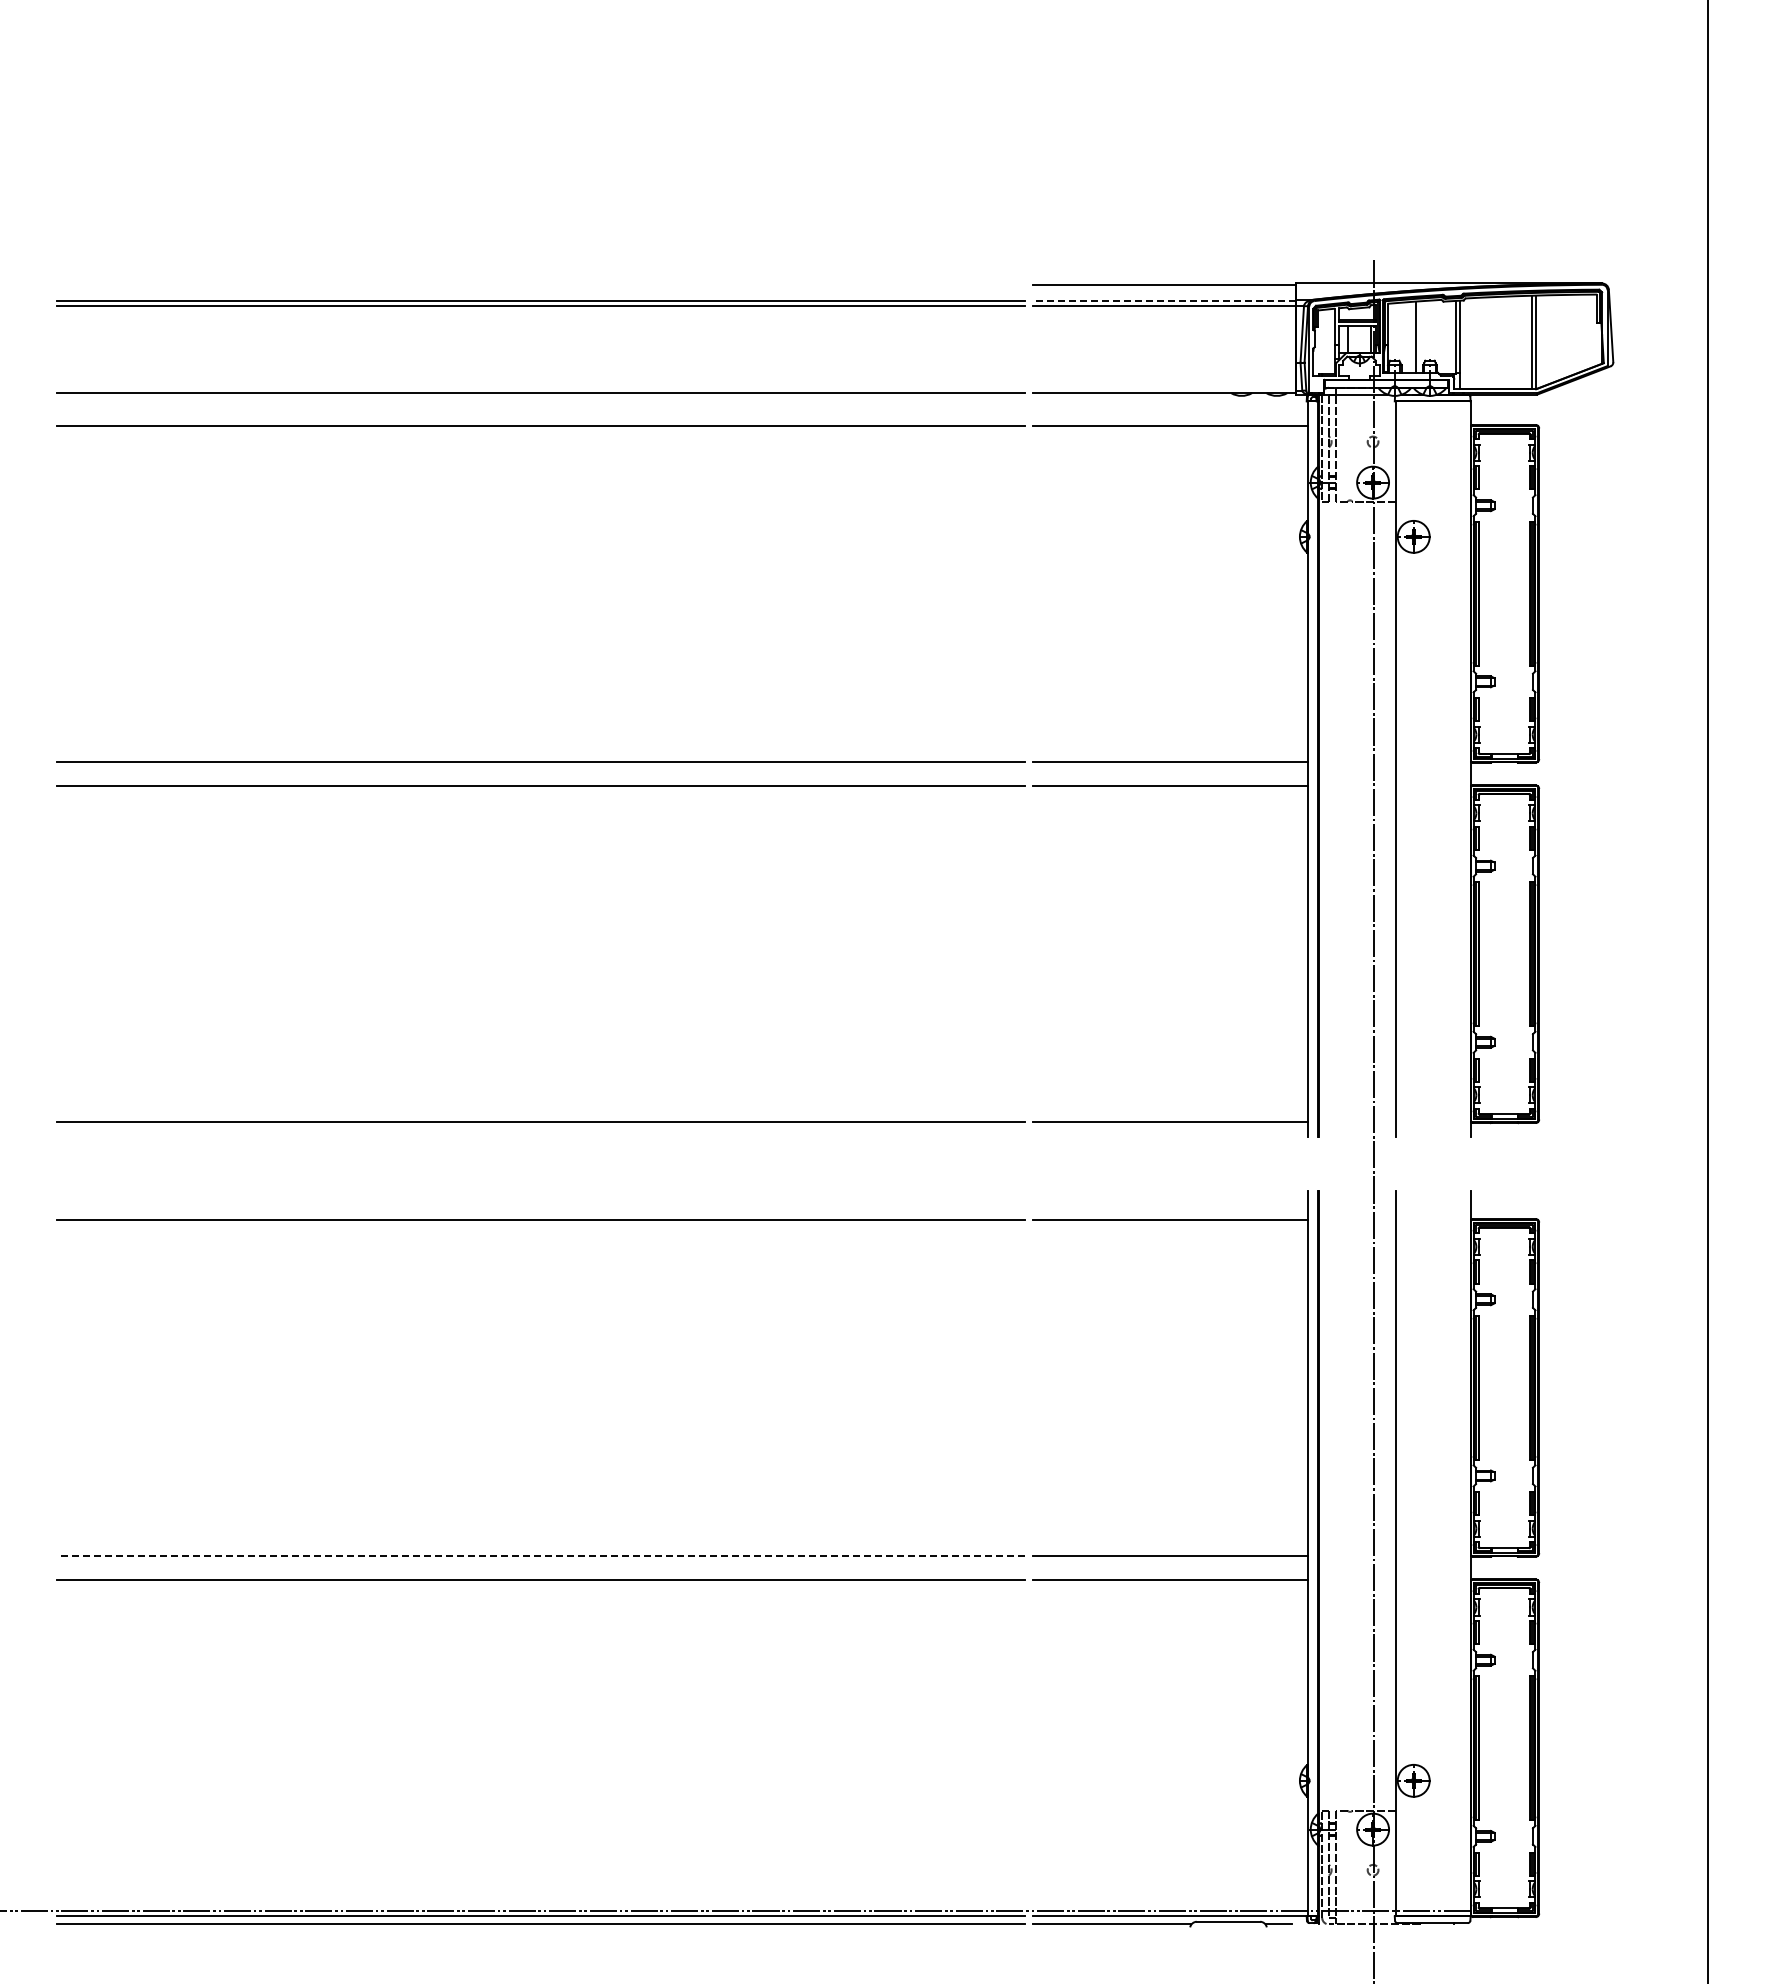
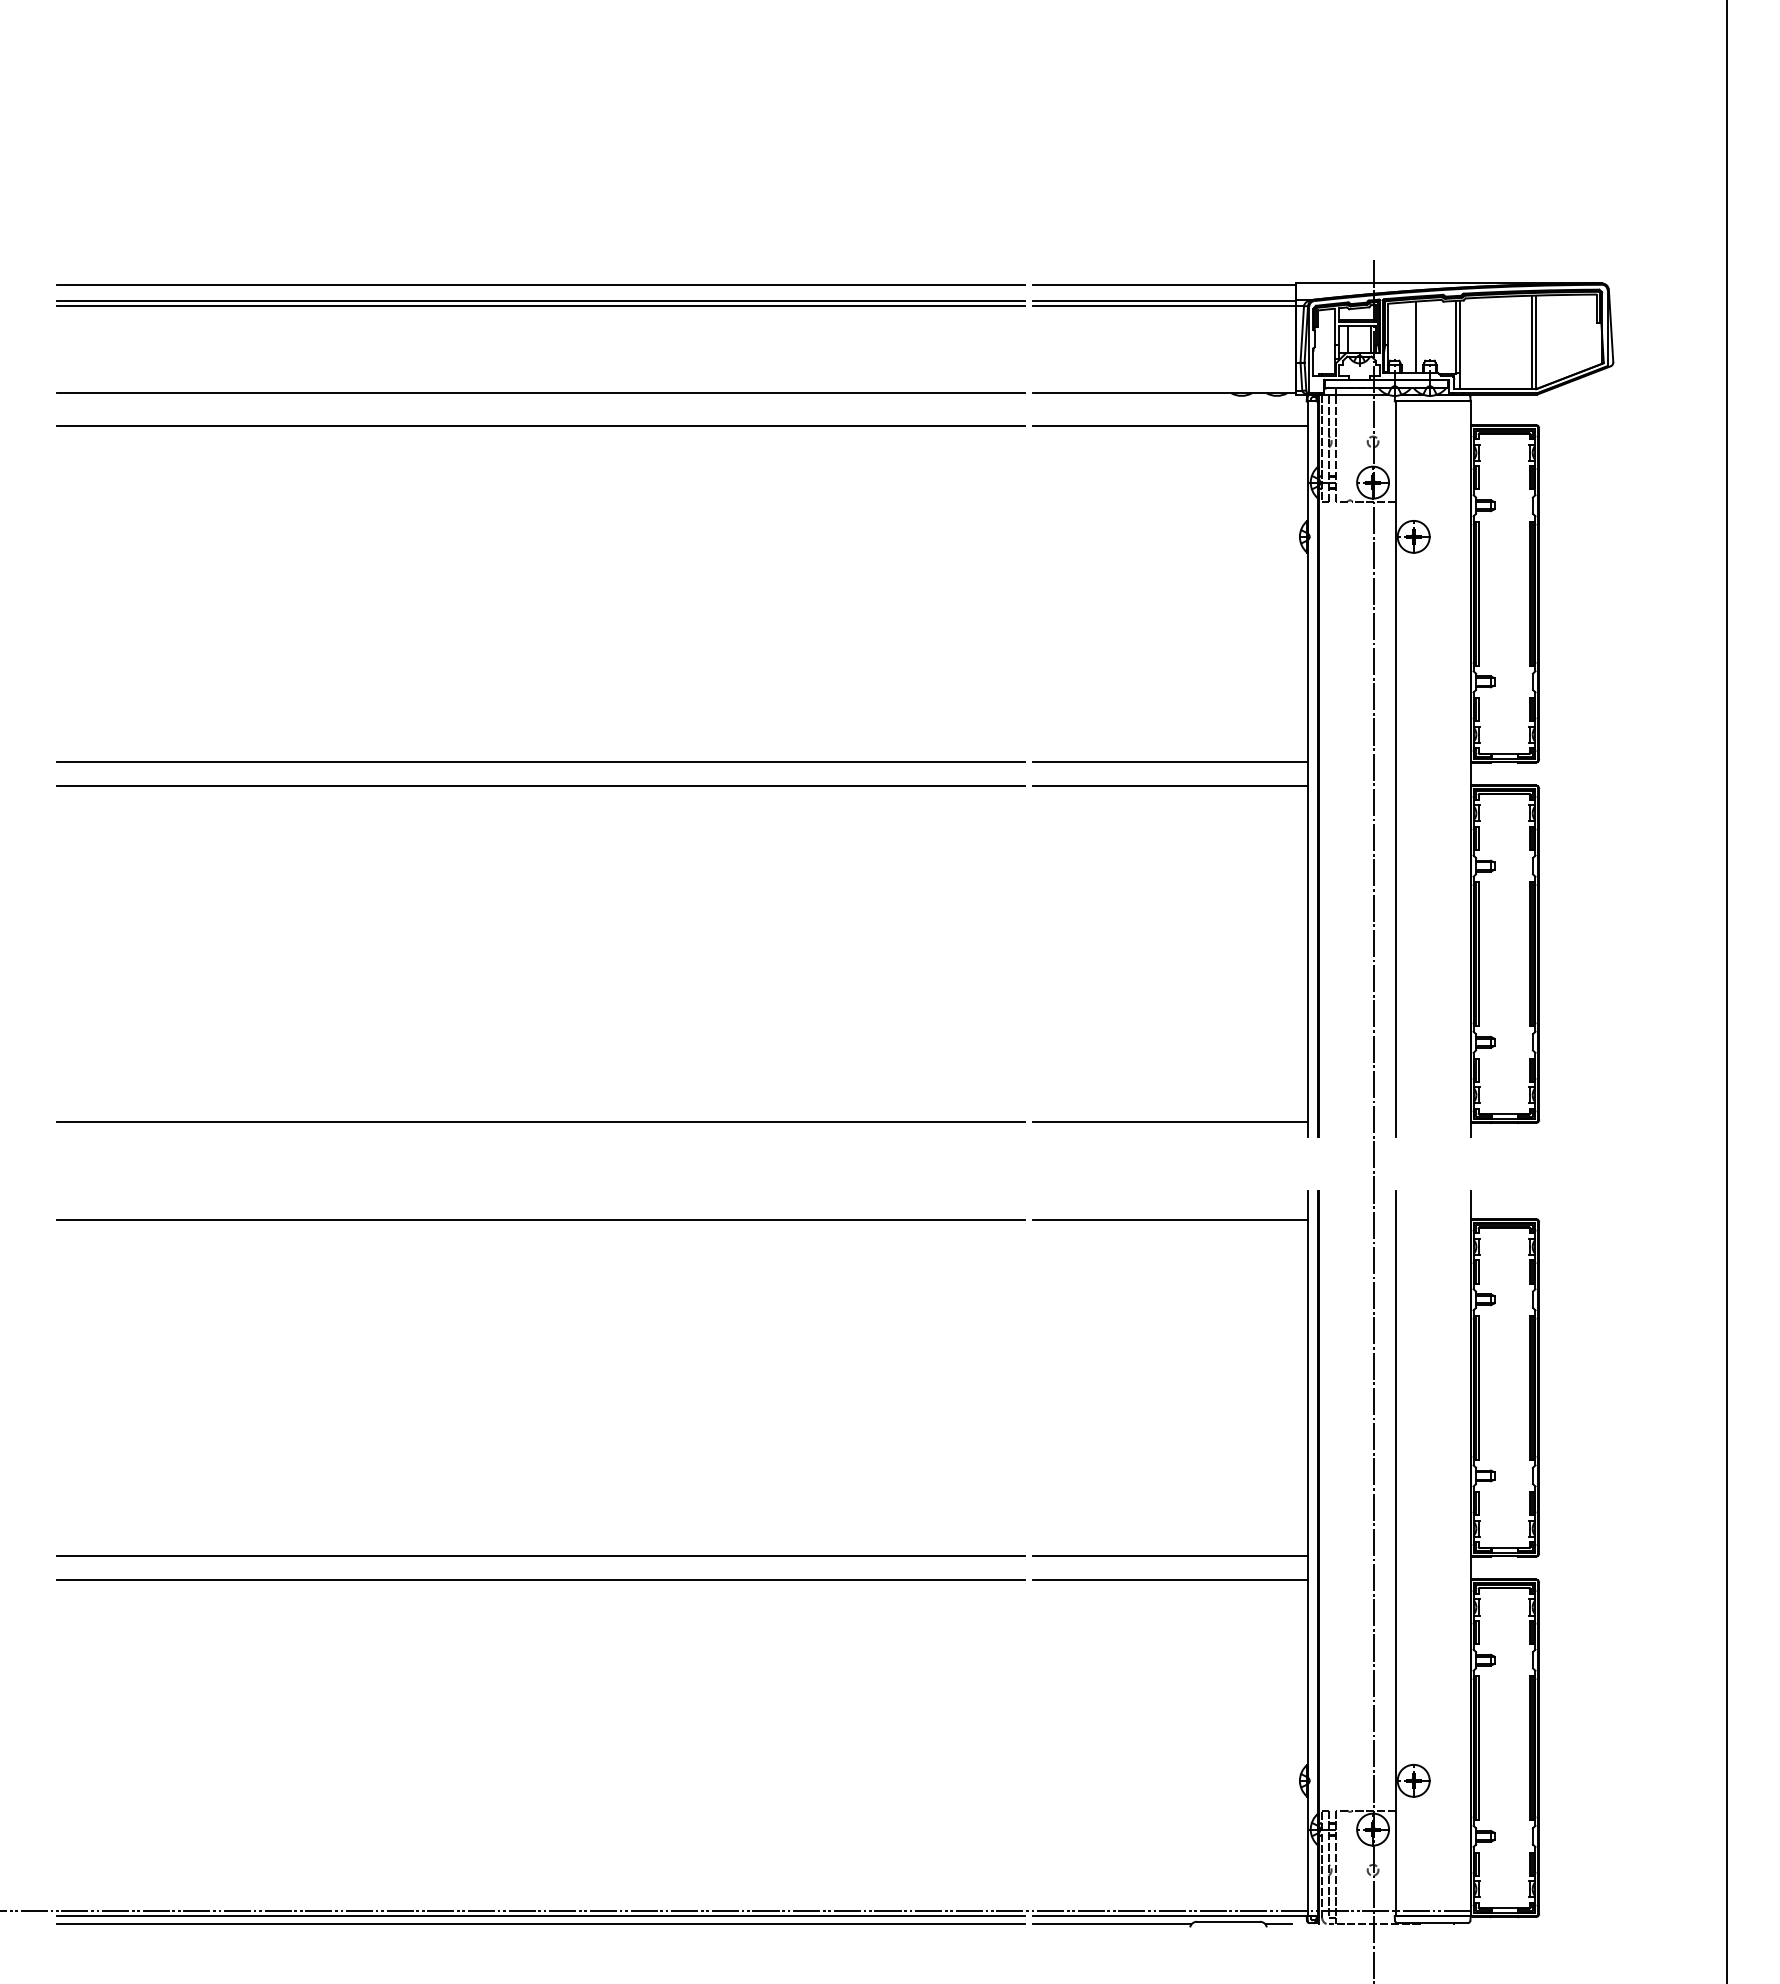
line: none -> present (540, 284)
line: dashed -> solid (1163, 301)
line position: (1707, 991) -> (1726, 991) (1726, 991)
line: dashed -> solid (541, 1555)
